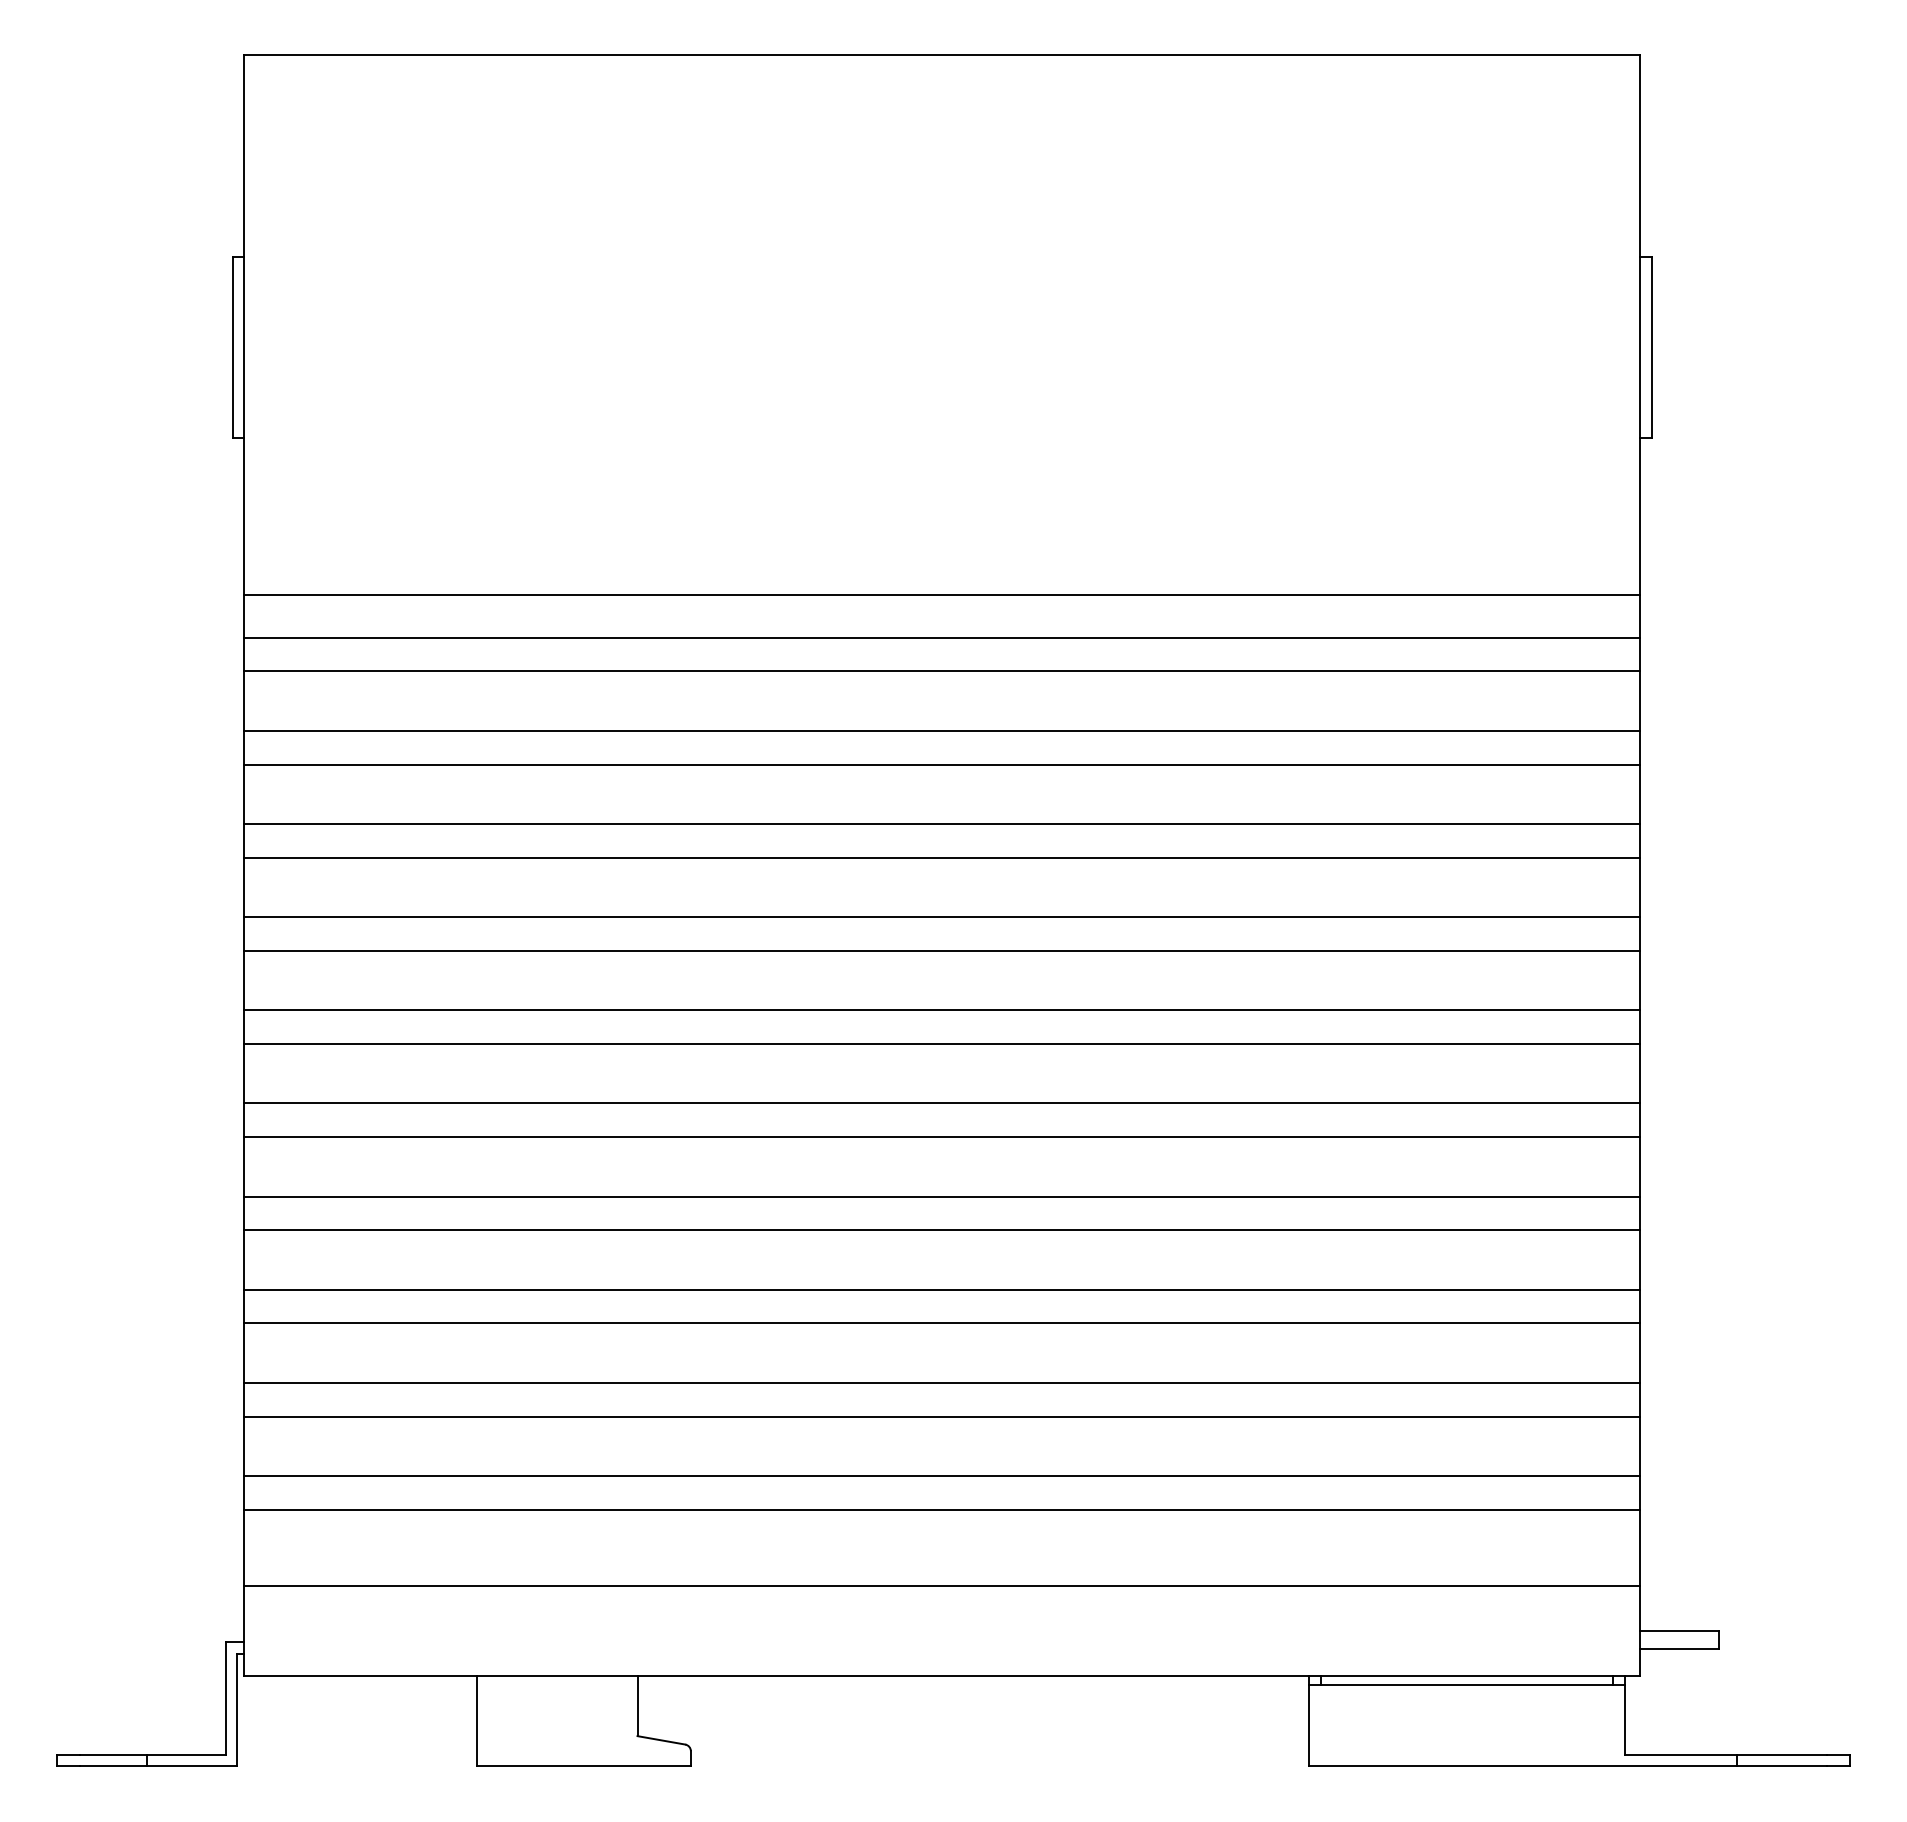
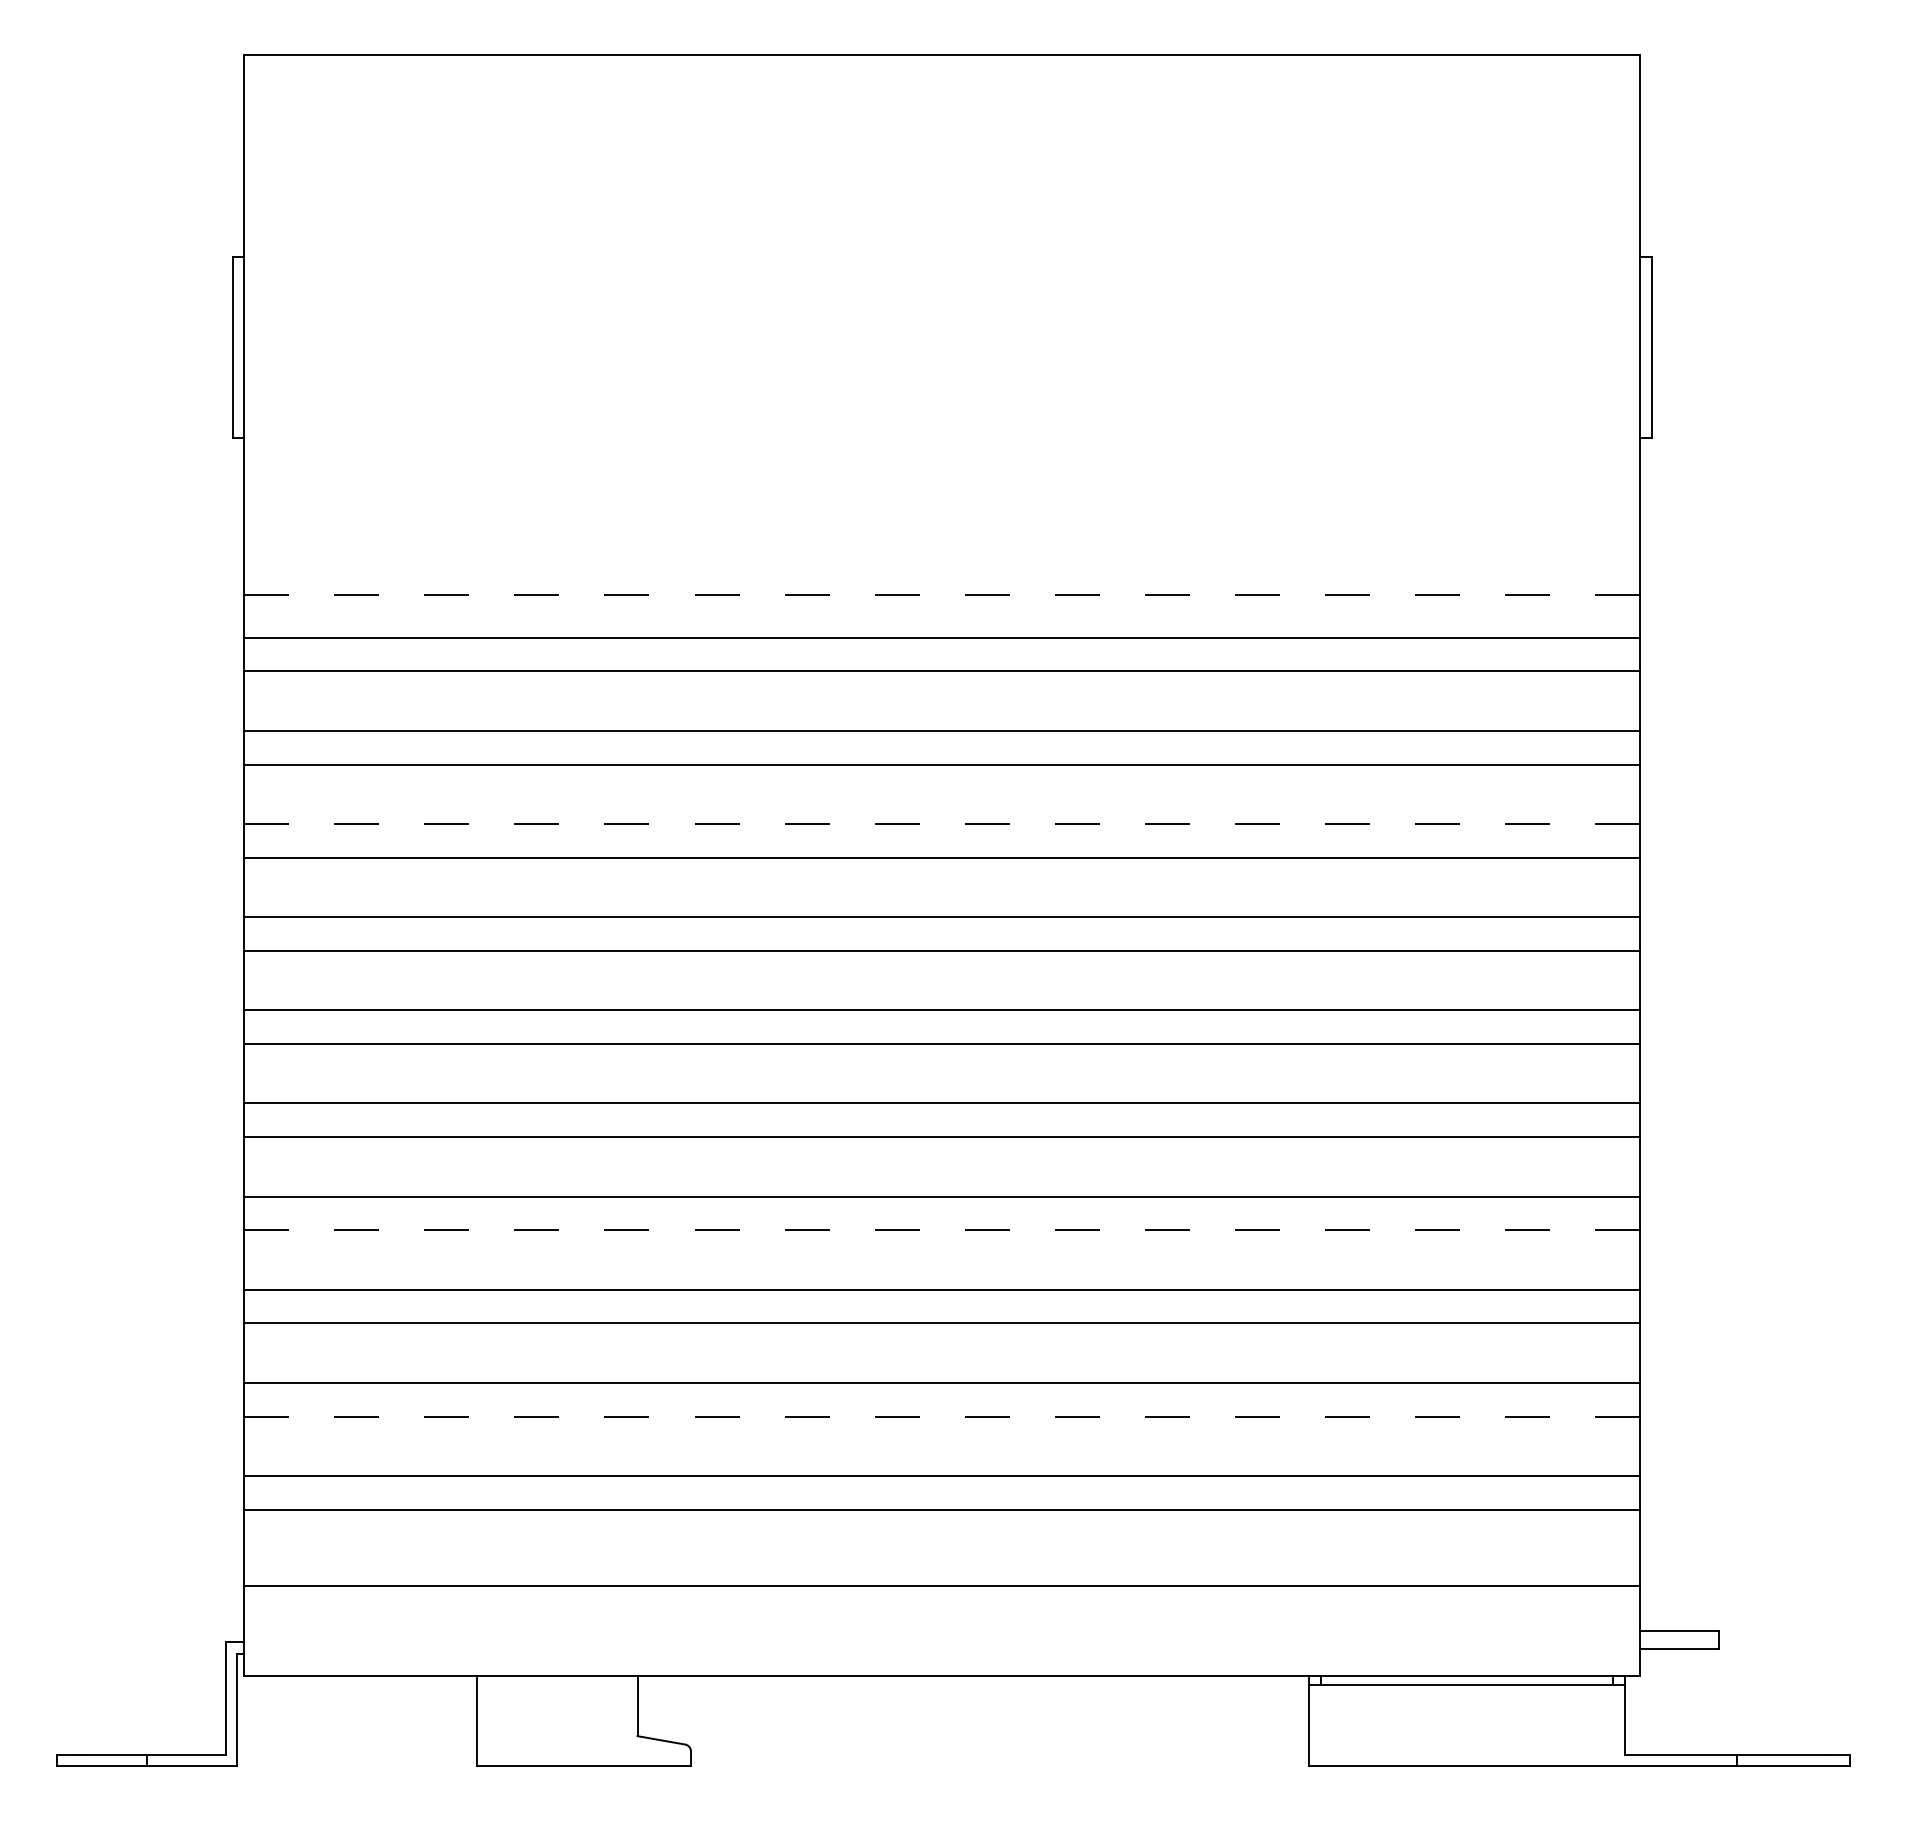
line: solid -> dashed (941, 595)
line: solid -> dashed (942, 823)
line: solid -> dashed (941, 1230)
line: solid -> dashed (941, 1416)
